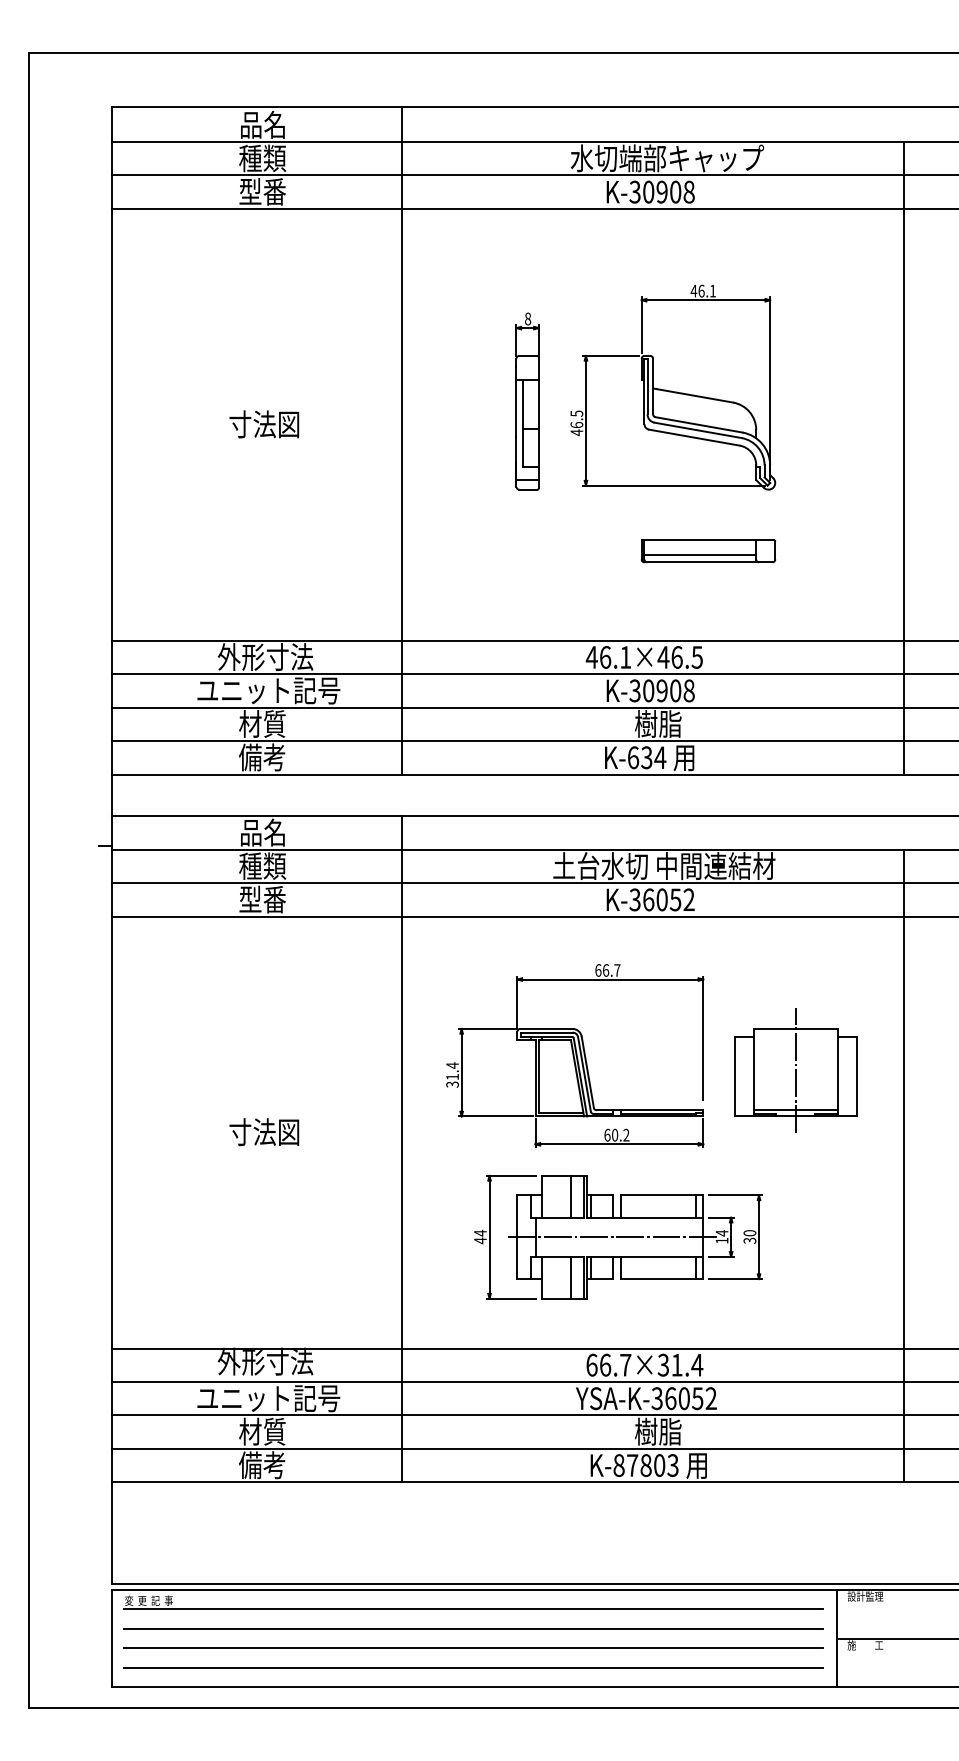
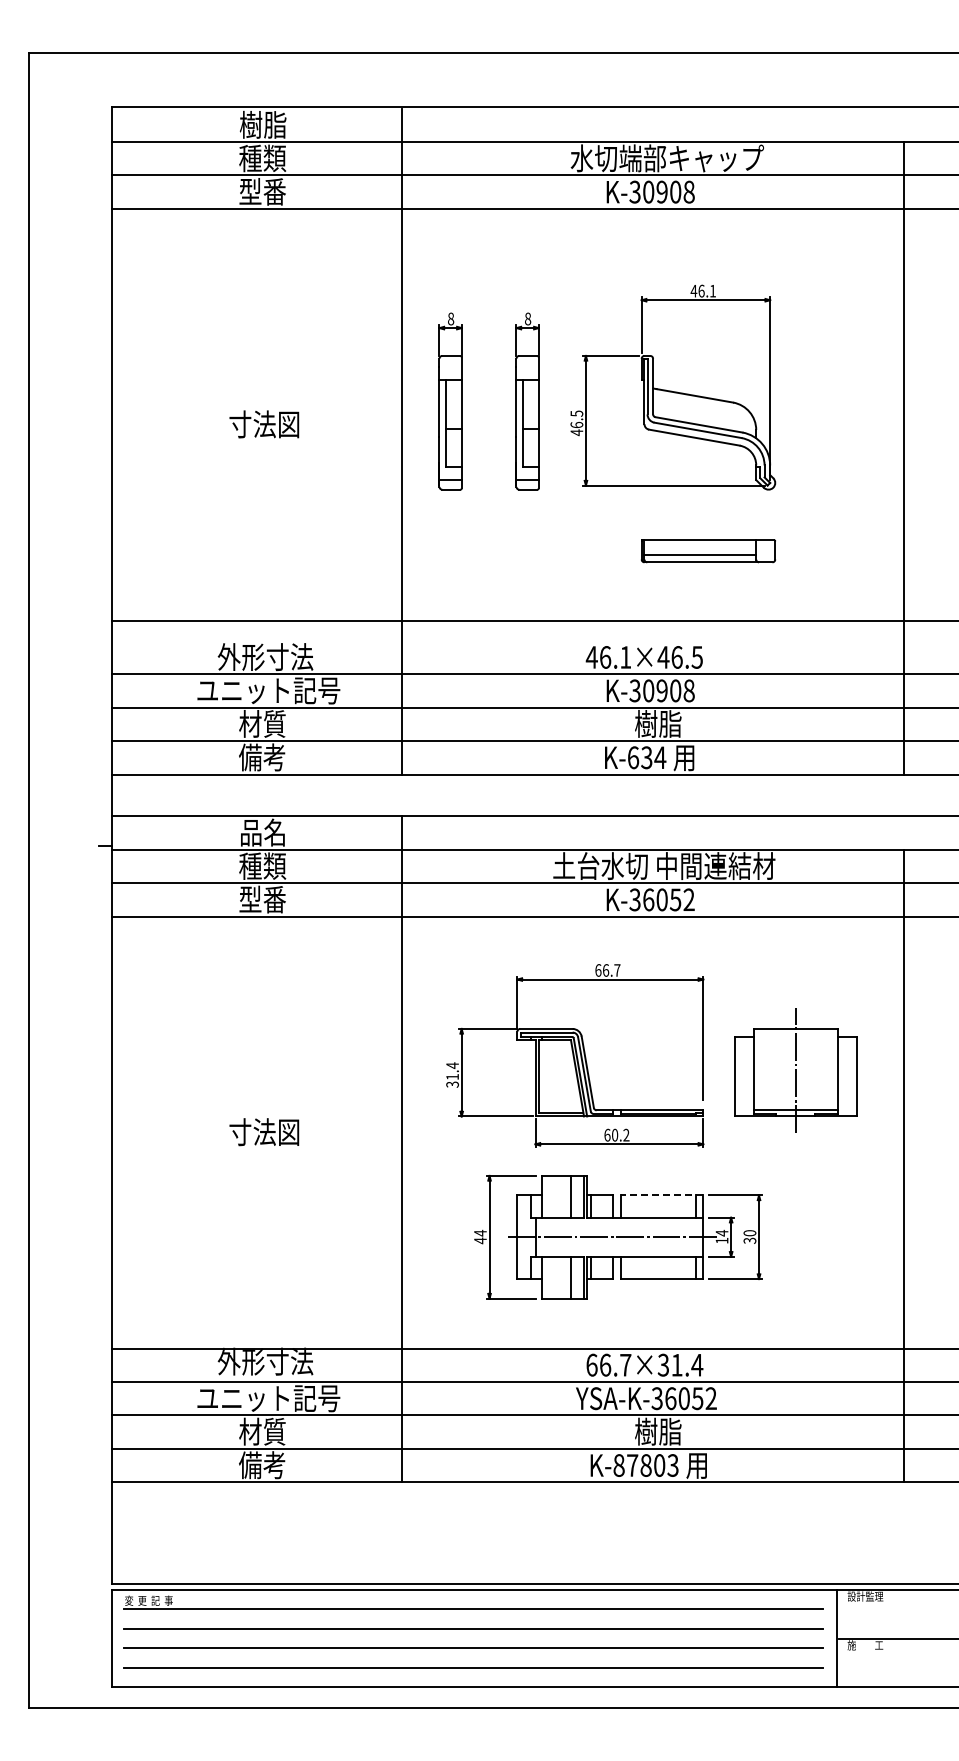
text: 品名 -> 樹脂 (262, 124)
part: none -> present (450, 401)
line position: (533, 640) -> (533, 620) (533, 620)
line: solid -> dashed (661, 1195)
